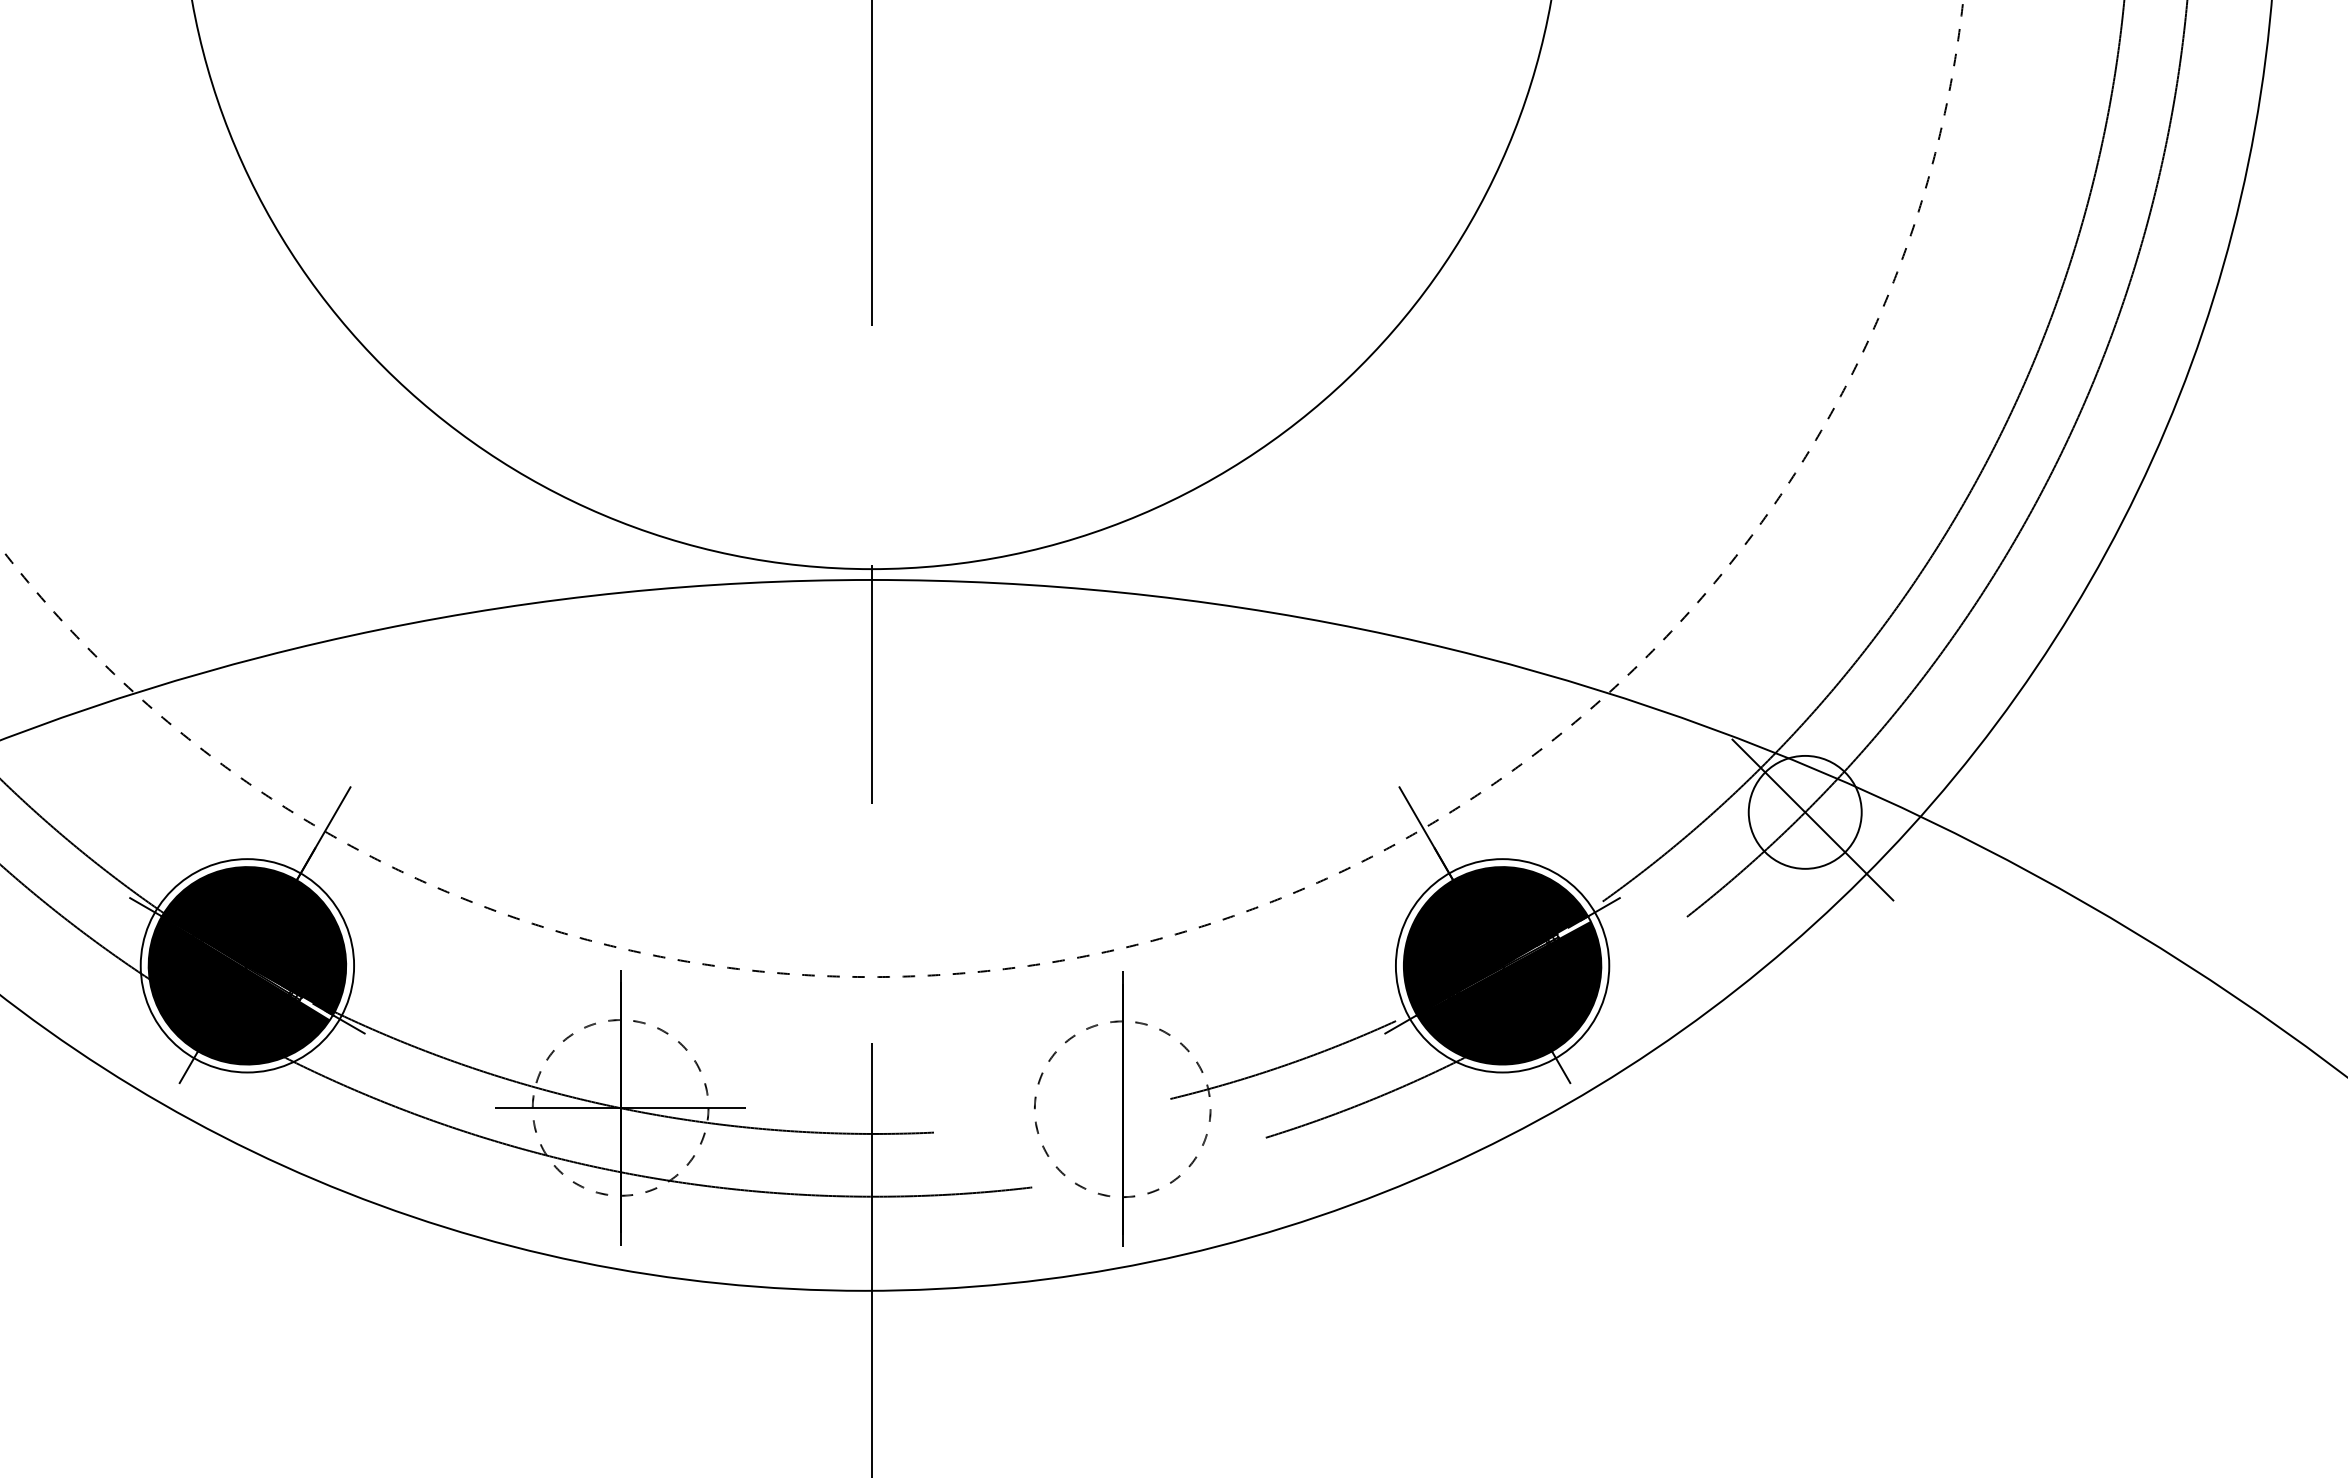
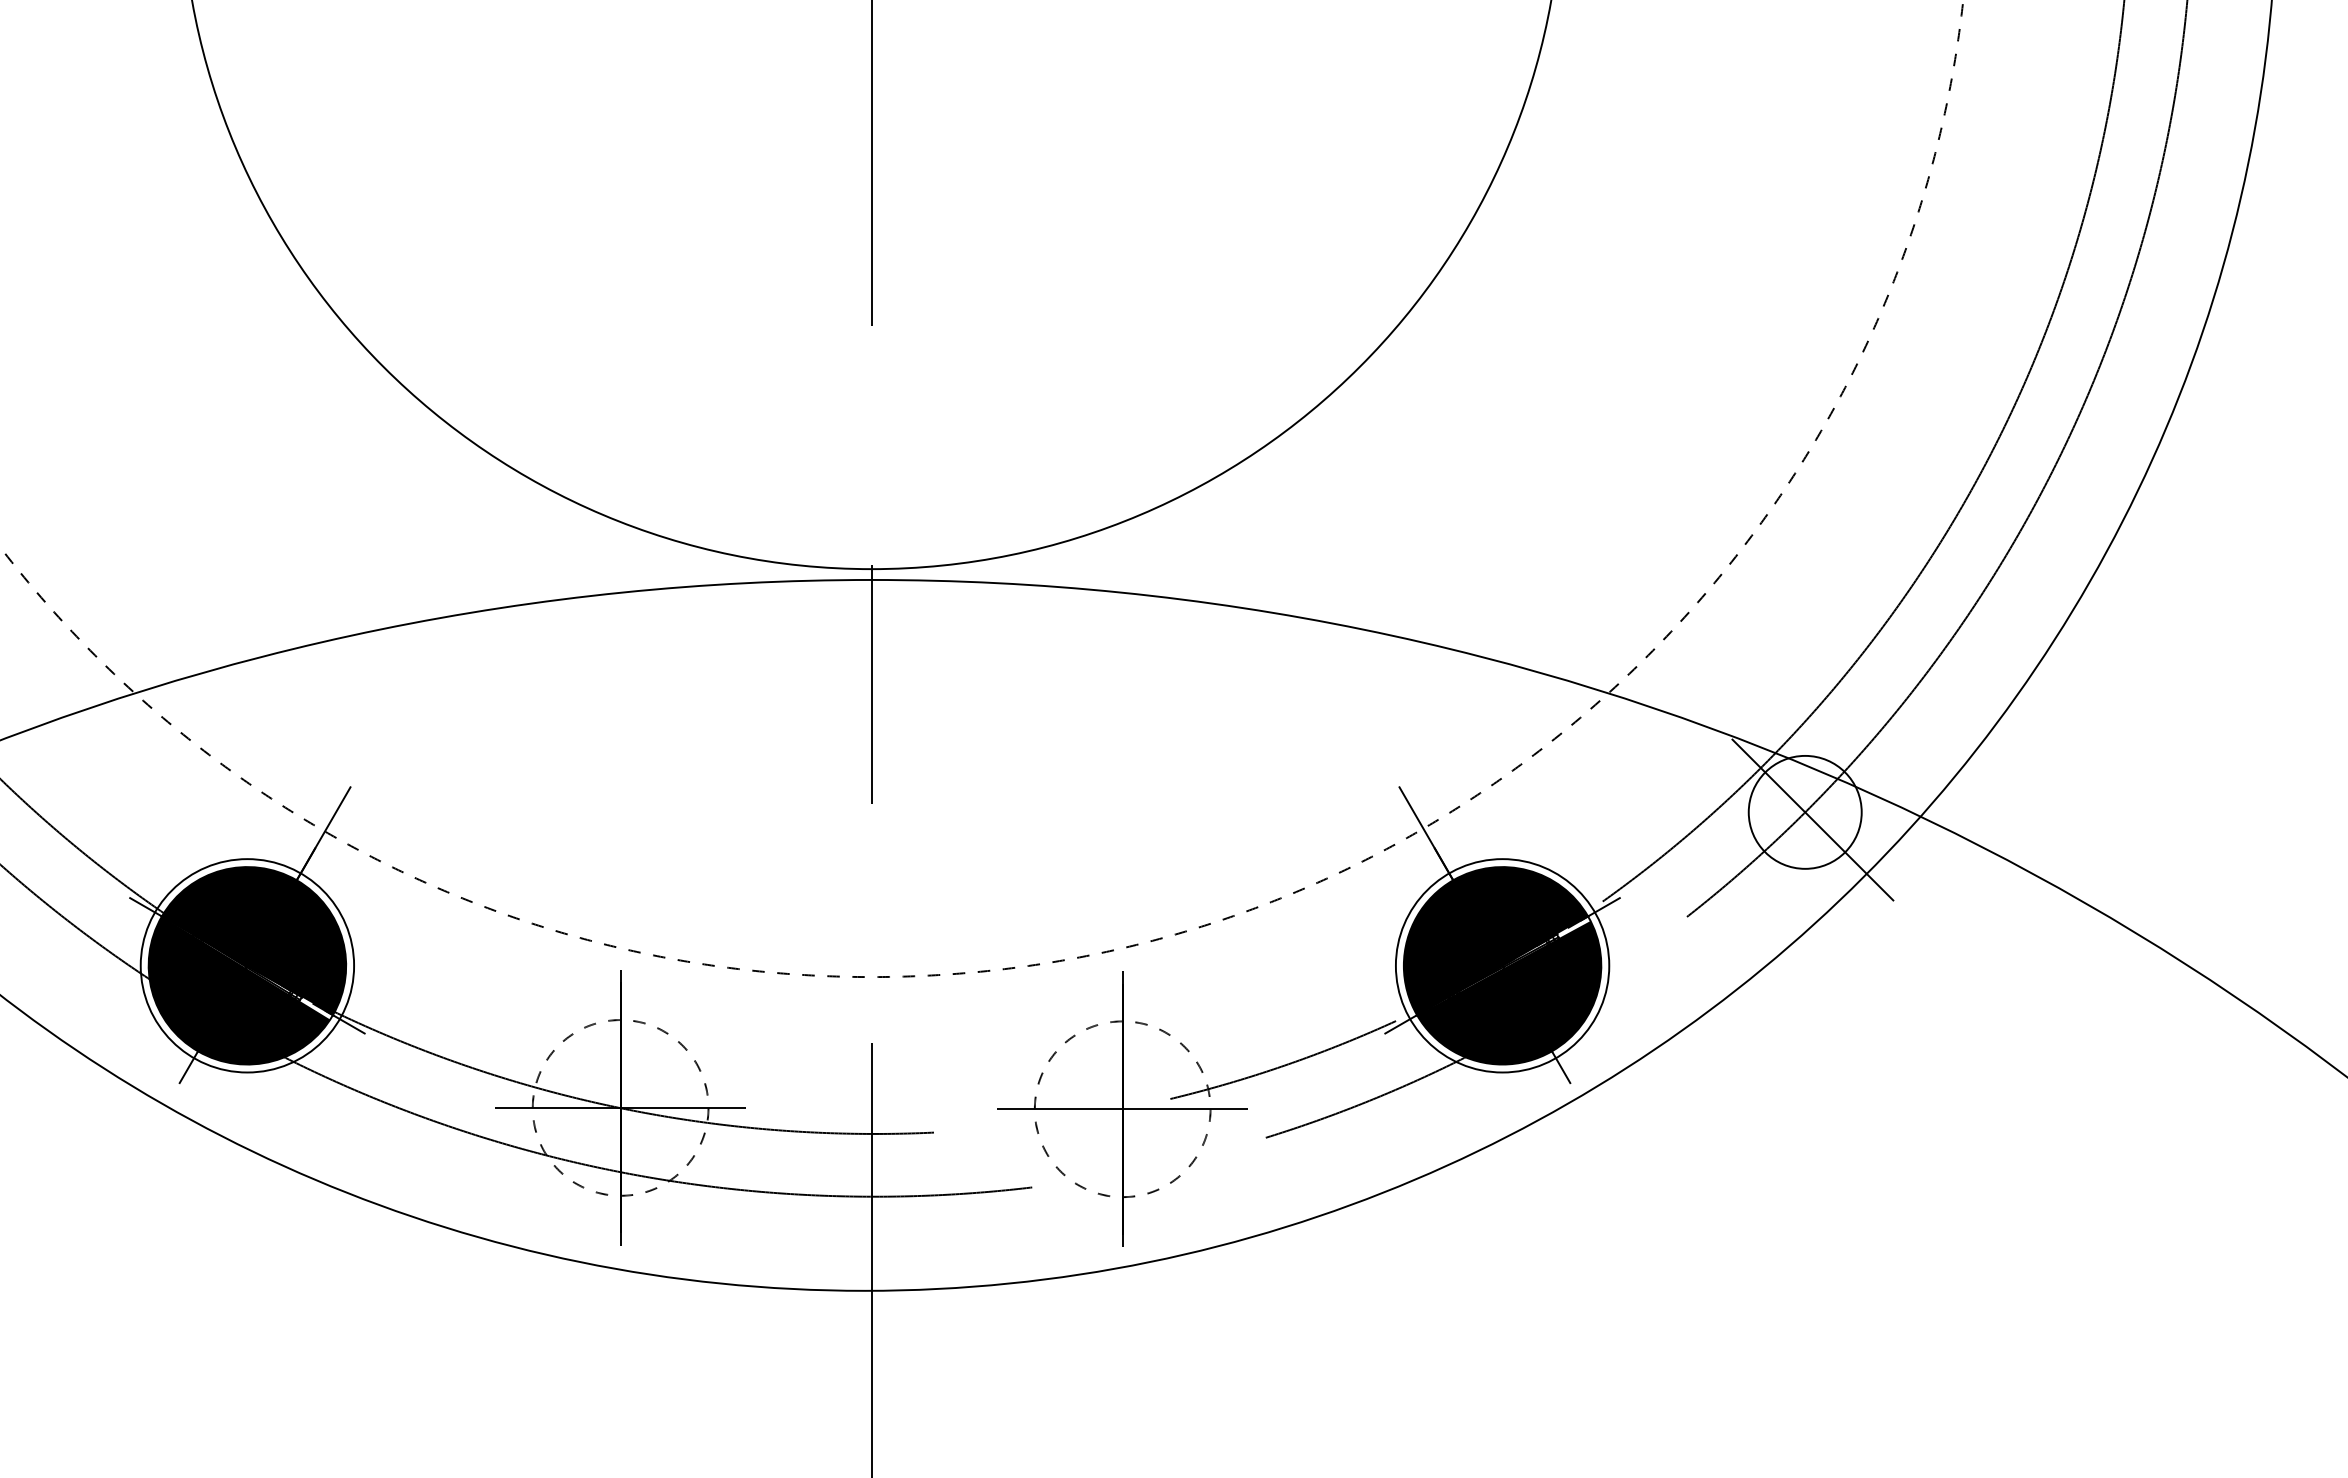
line: none -> present (1122, 1109)
